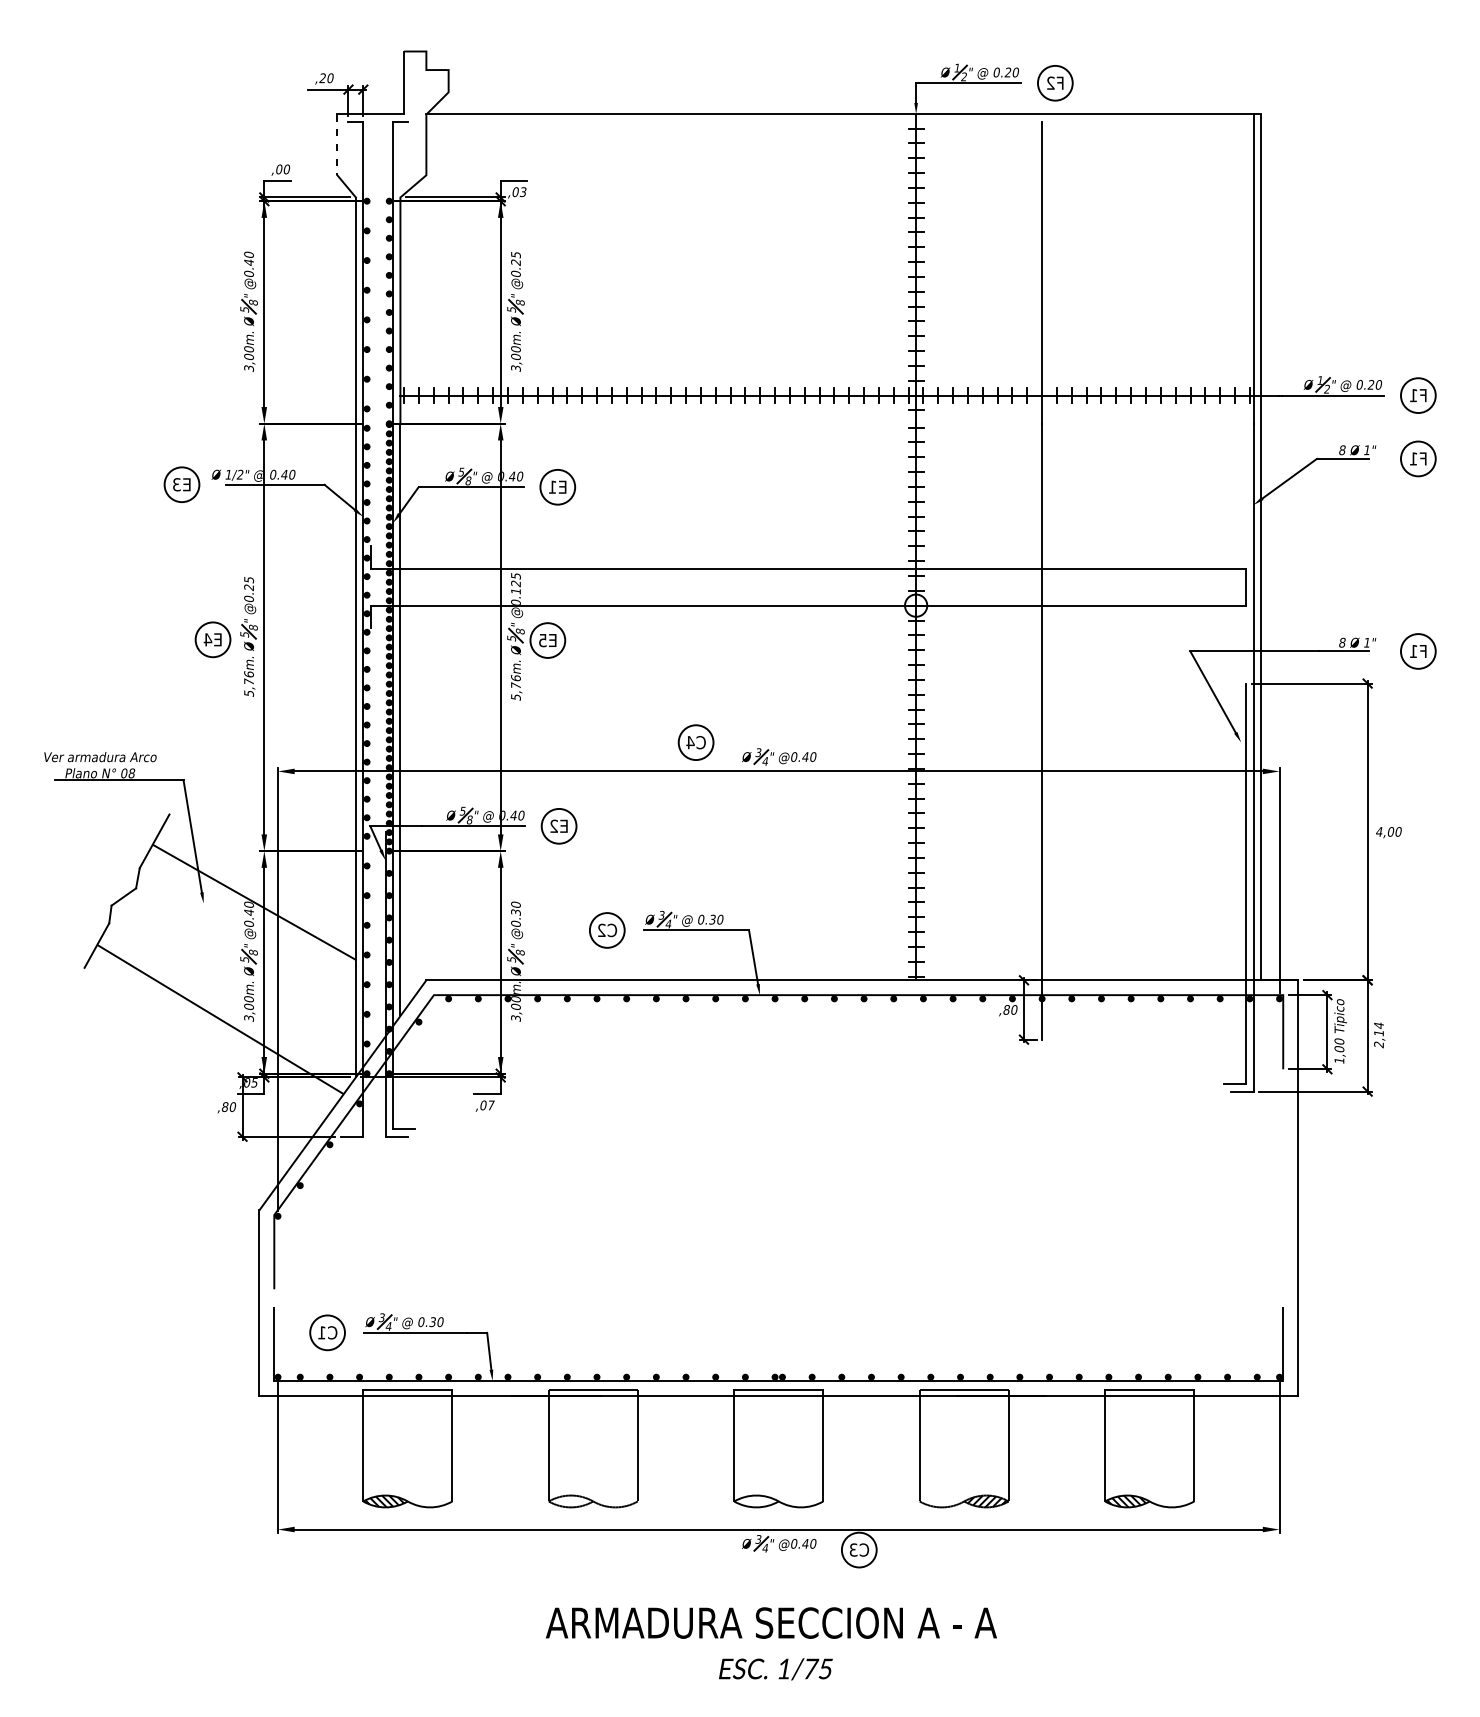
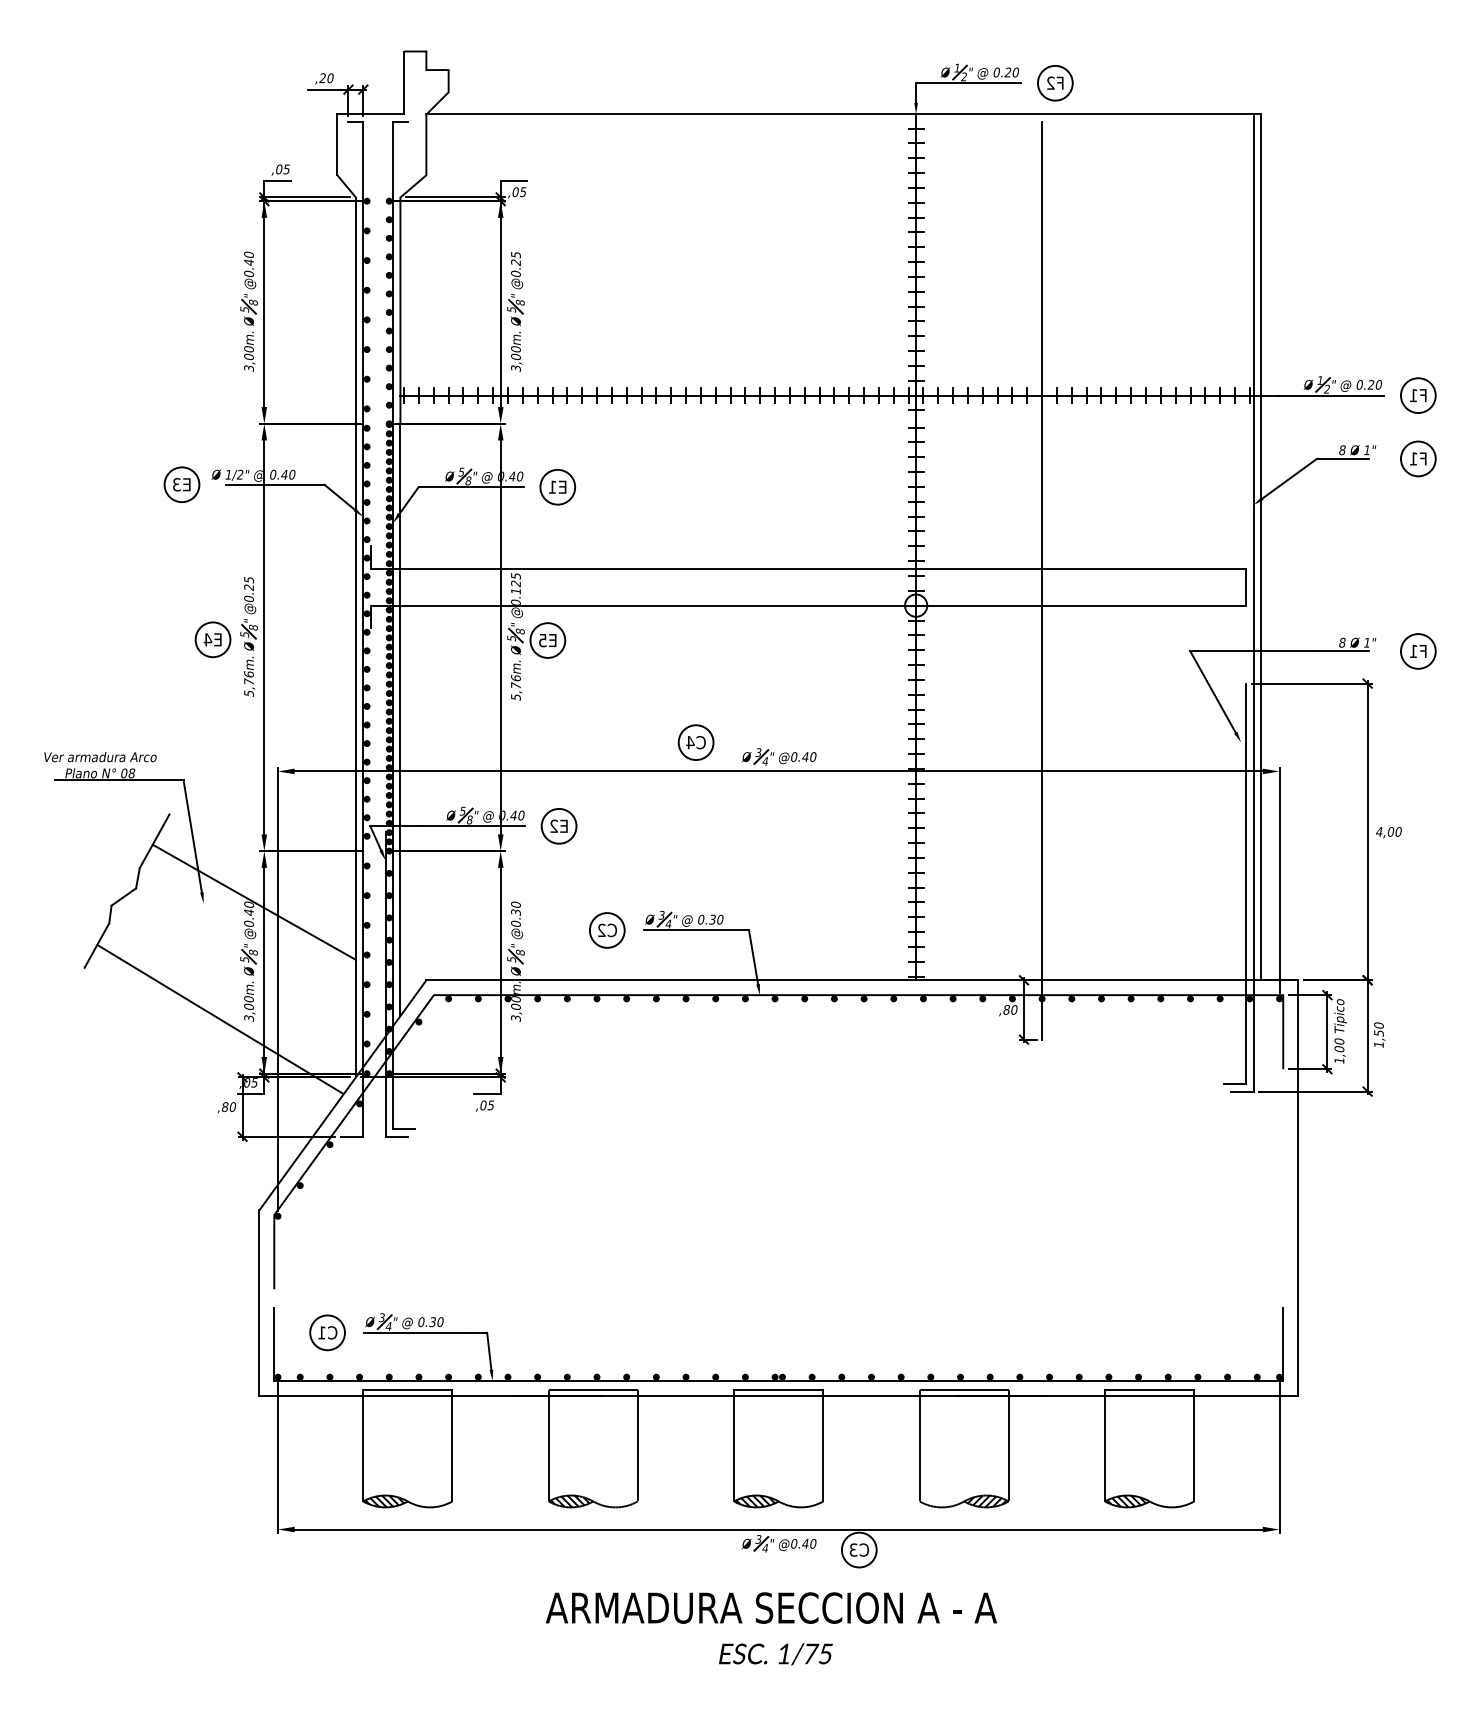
line: dashed -> solid (337, 144)
text: ,00 -> ,05 (286, 169)
text: ,03 -> ,05 (523, 191)
text: 2,14 -> 1,50 (1378, 1035)
text: ,07 -> ,05 (490, 1105)
hatch: none -> present (569, 1501)
hatch: none -> present (755, 1501)
text position: (771, 1643) -> (771, 1628) (771, 1628)
